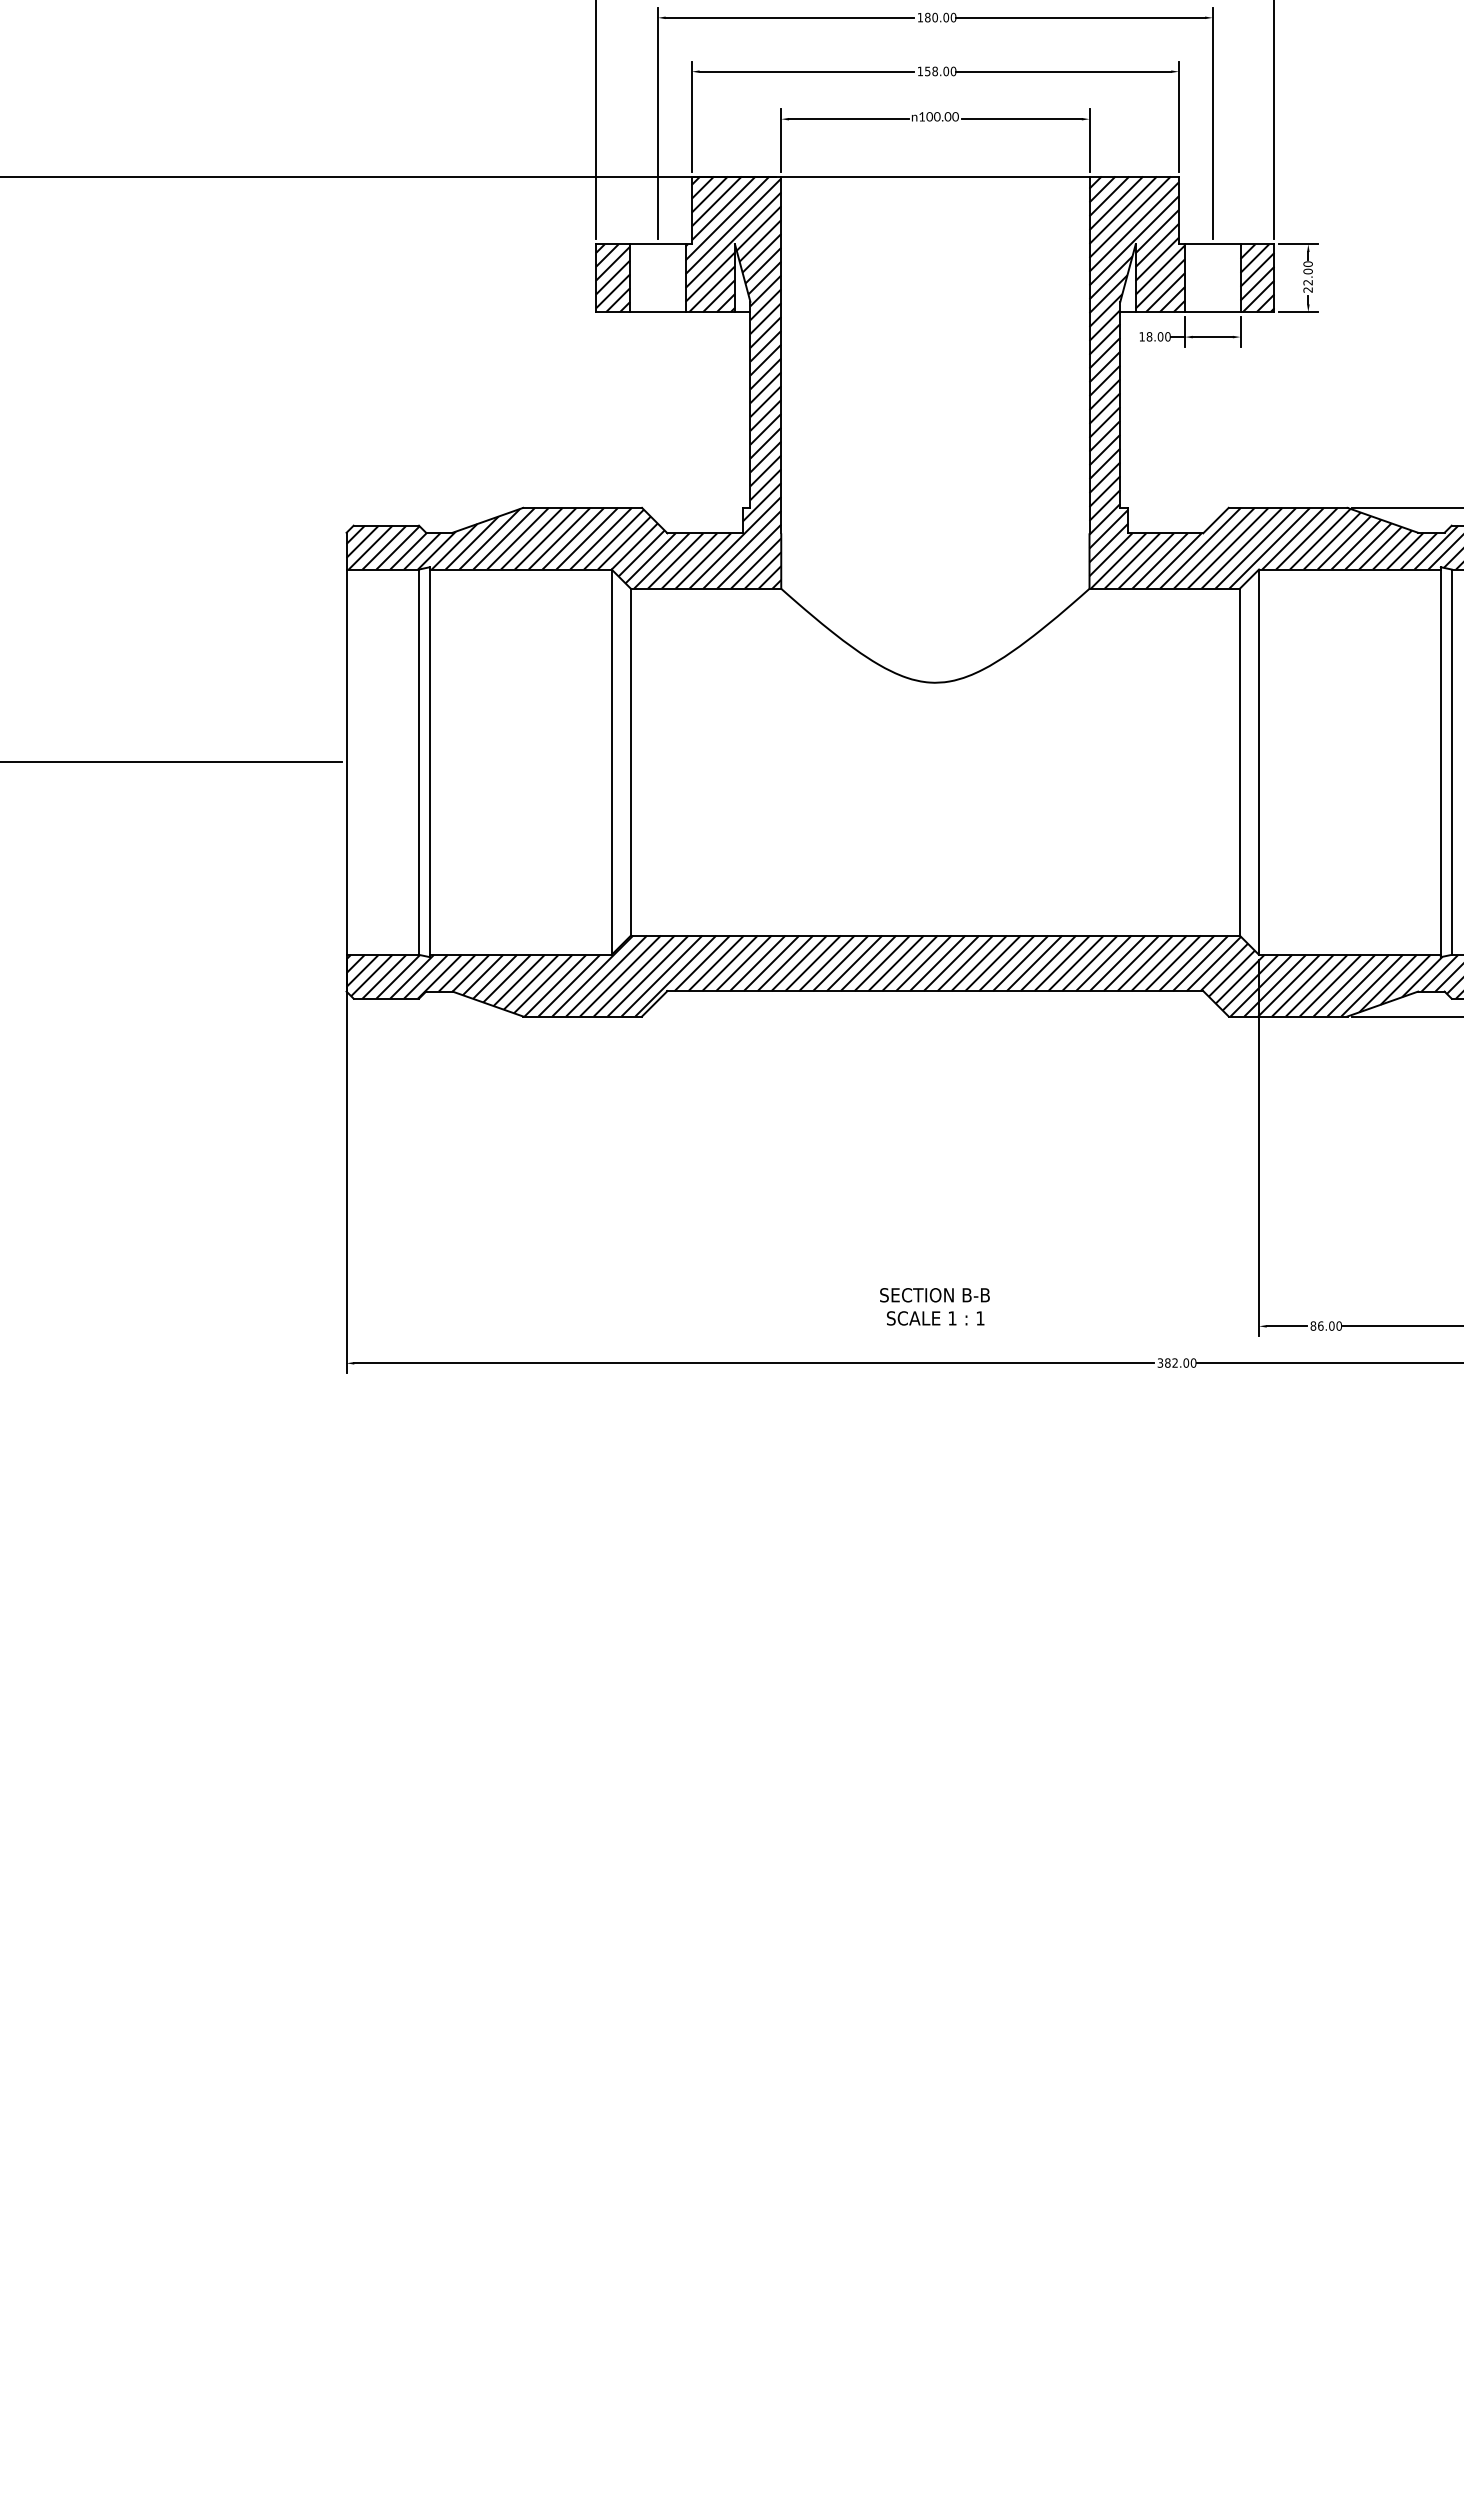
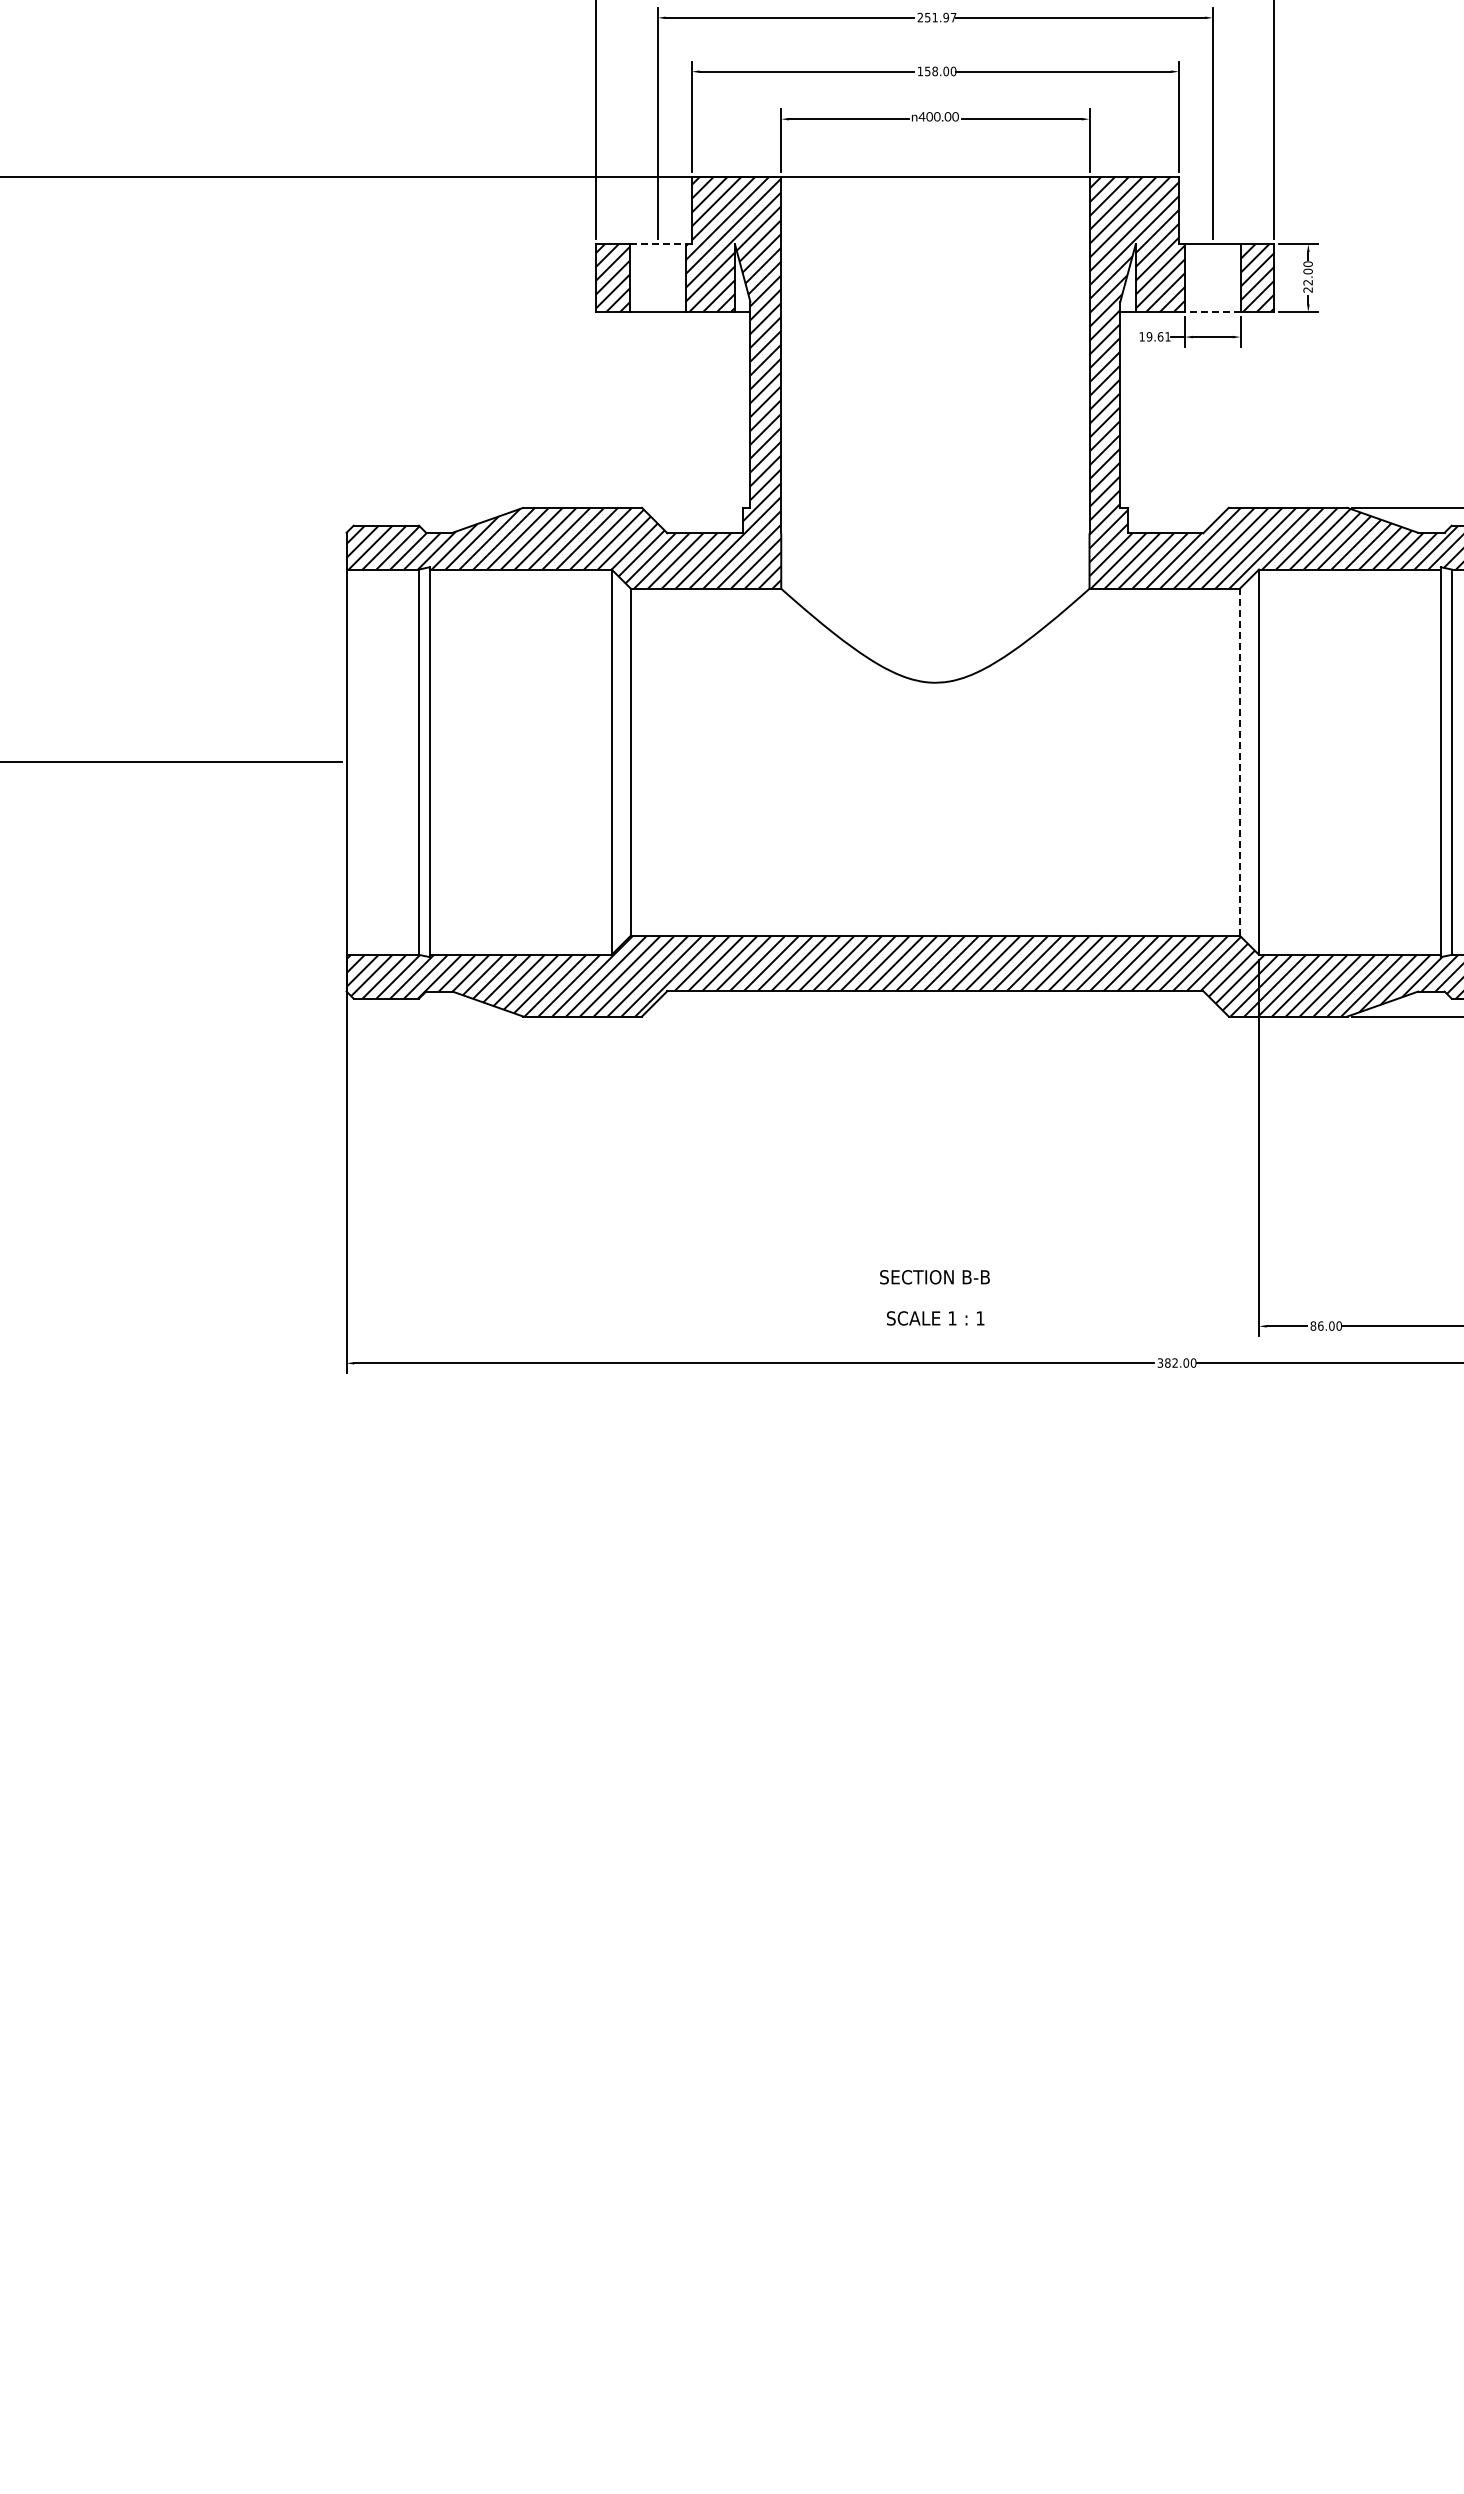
text: 180.00 -> 251.97 (936, 17)
text: 100.00 -> 400.00 (921, 116)
line: solid -> dashed (657, 244)
line: solid -> dashed (1212, 312)
text: 18.00 -> 19.61 (1158, 336)
line: solid -> dashed (1239, 761)
text position: (934, 1295) -> (934, 1277) (934, 1277)
